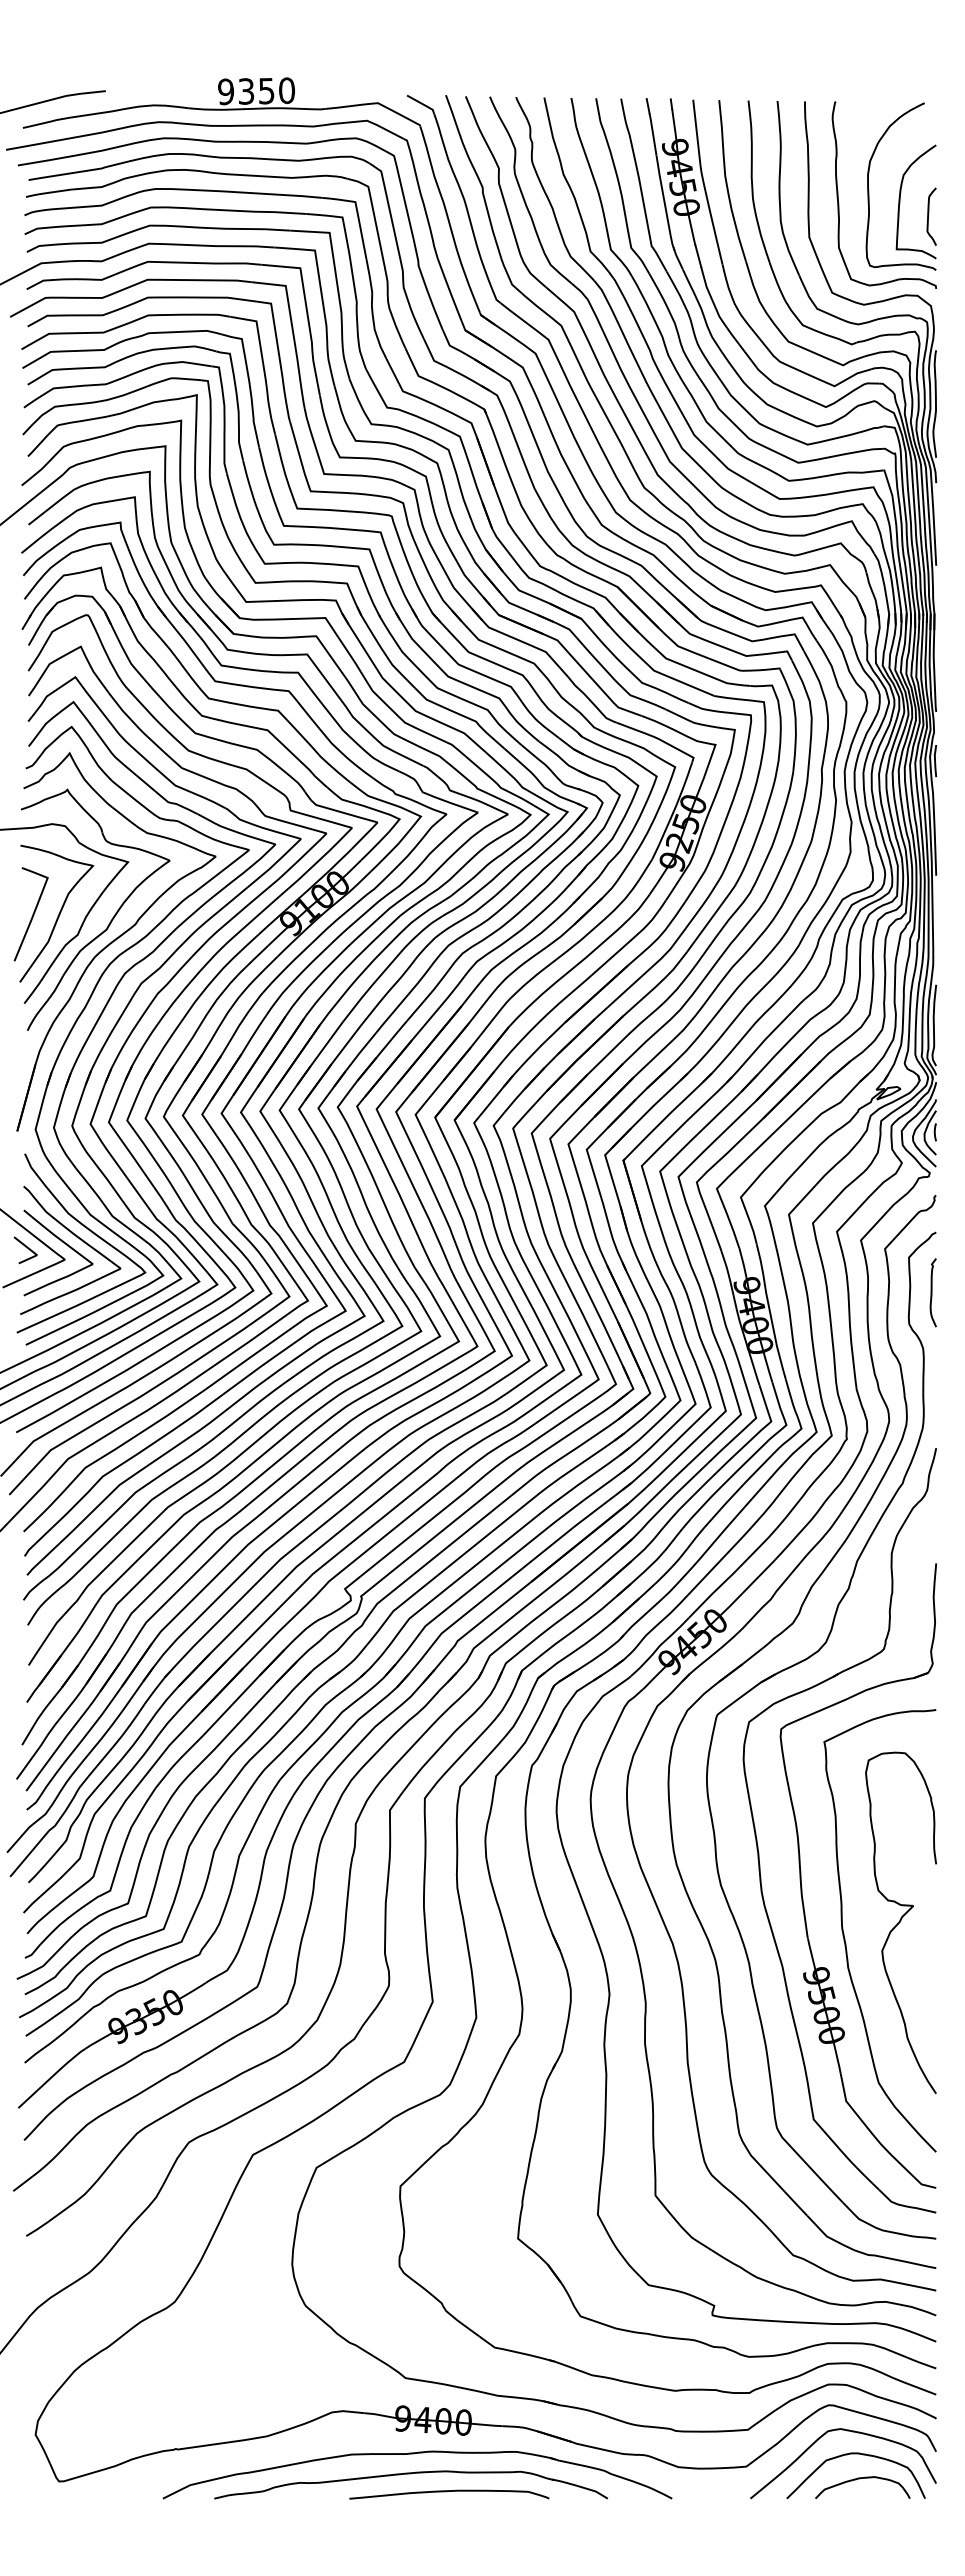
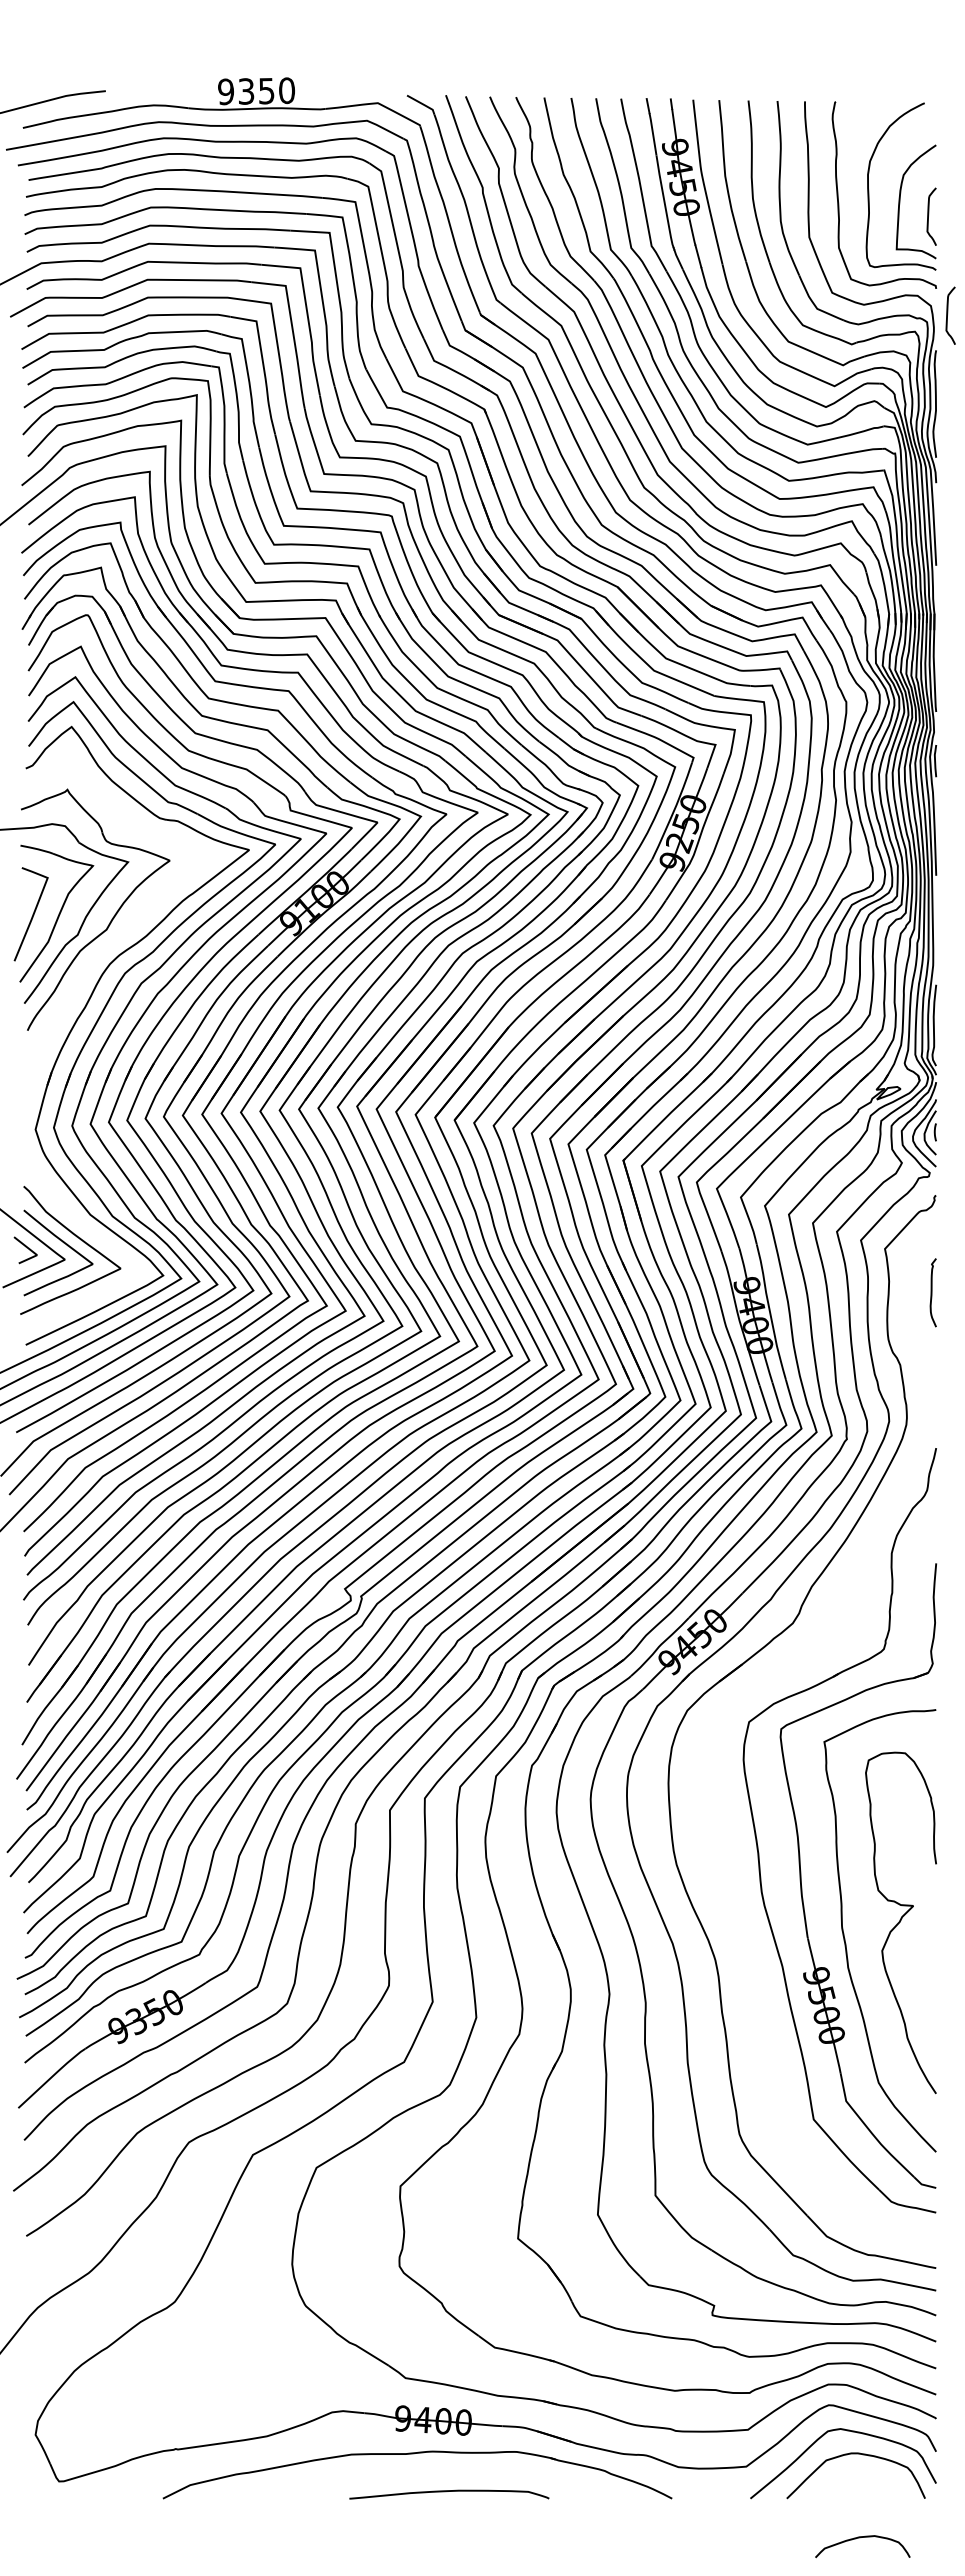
curve: none -> present (948, 313)
part: present -> none (116, 941)
curve: present -> none (88, 1230)
part: present -> none (792, 1667)
part: present -> none (410, 2474)
curve position: (860, 2479) -> (860, 2538) (860, 2538)
